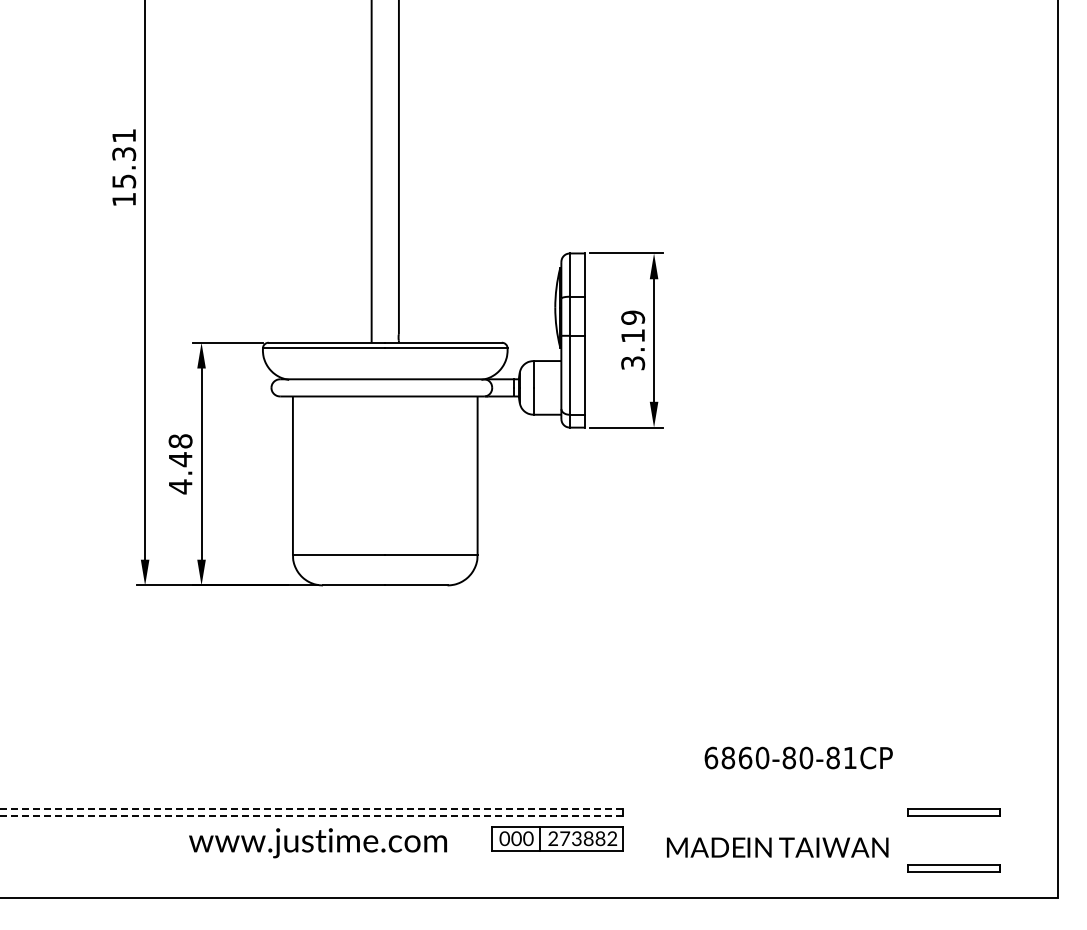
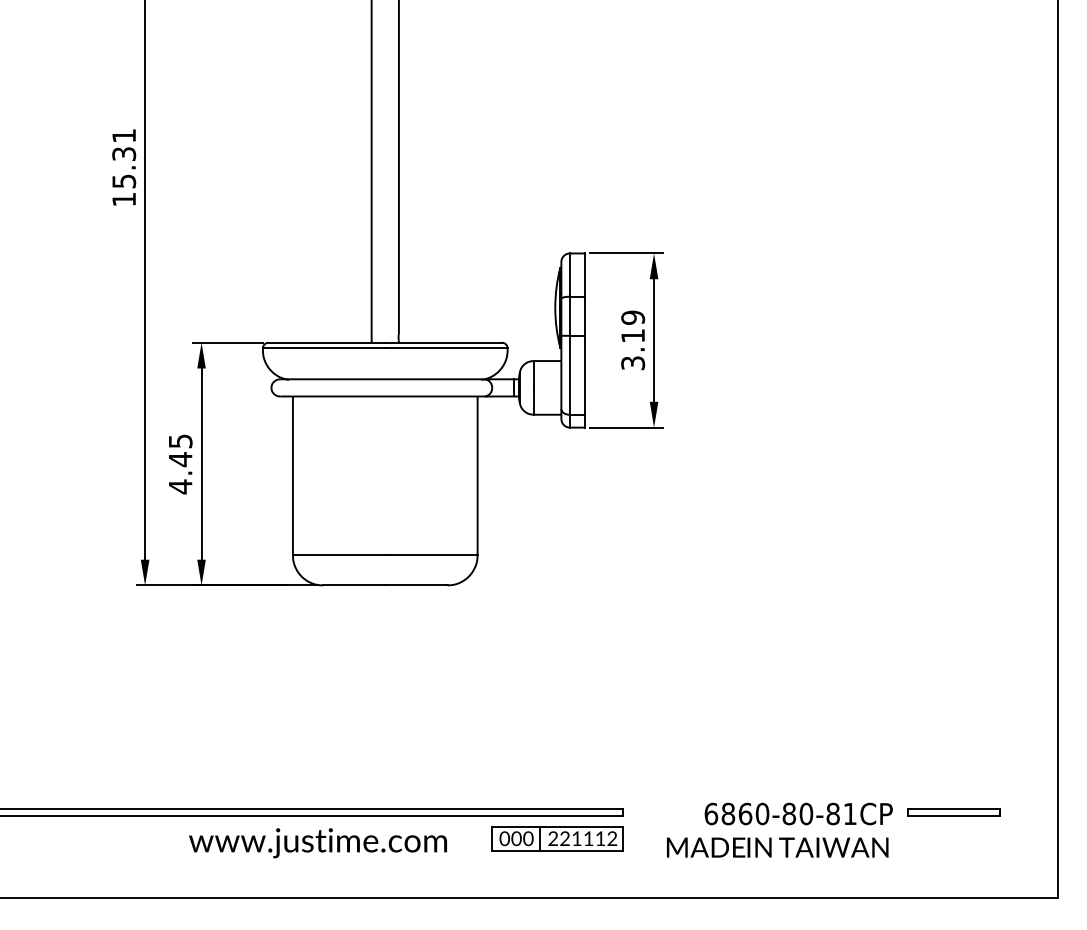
text: 4.48 -> 4.45 (180, 441)
text position: (798, 757) -> (798, 813) (798, 813)
line: dashed -> solid (311, 809)
line: dashed -> solid (311, 815)
text: 273882 -> 221112 (582, 838)
part: present -> none (953, 868)
